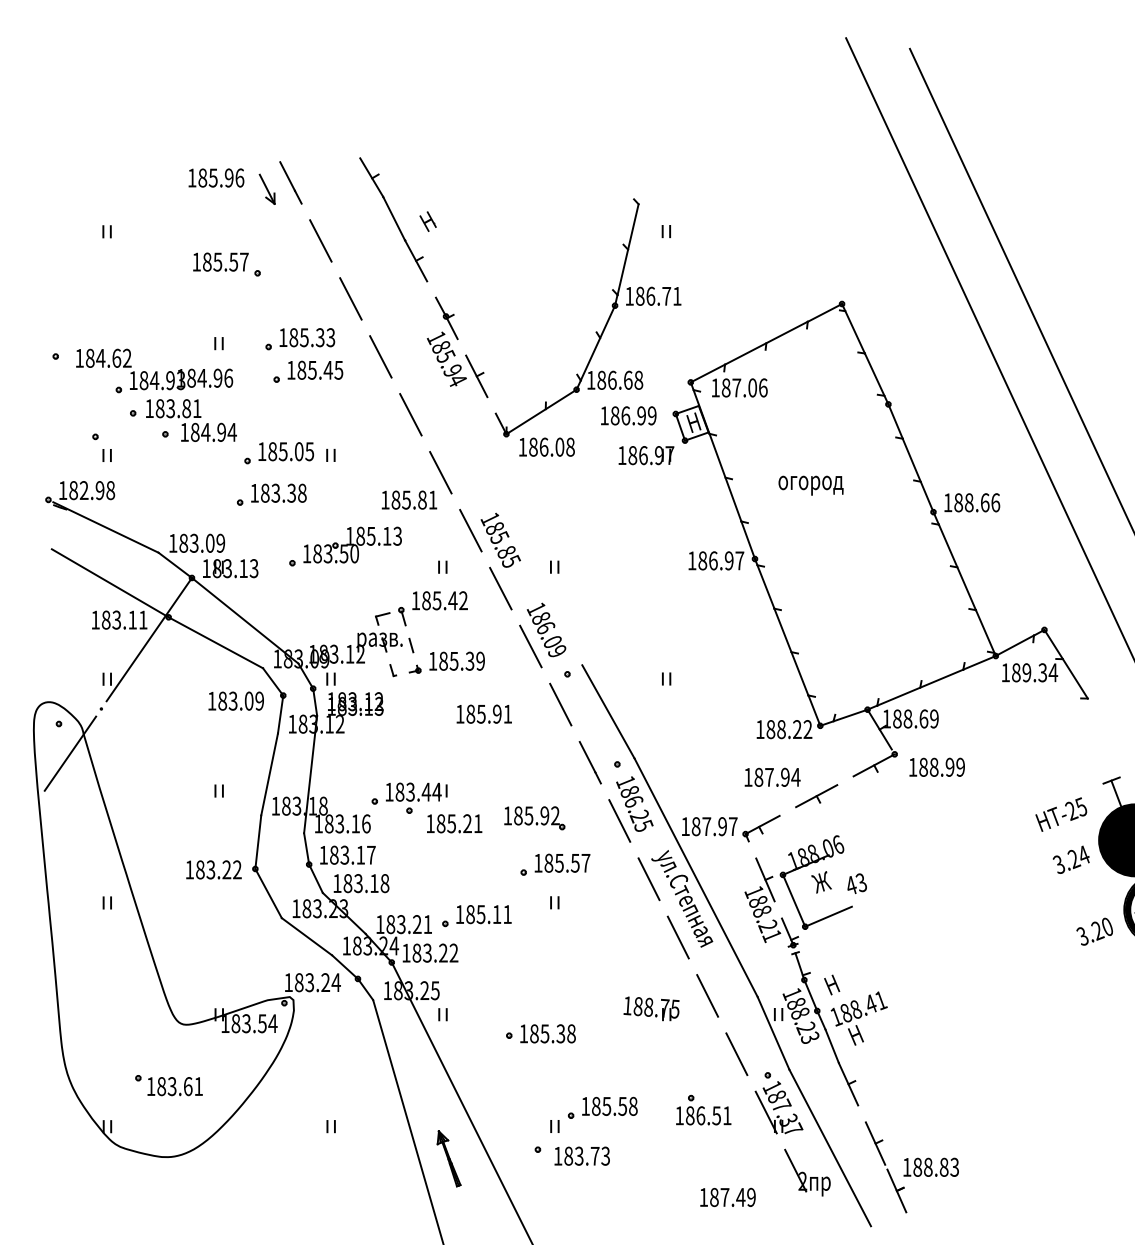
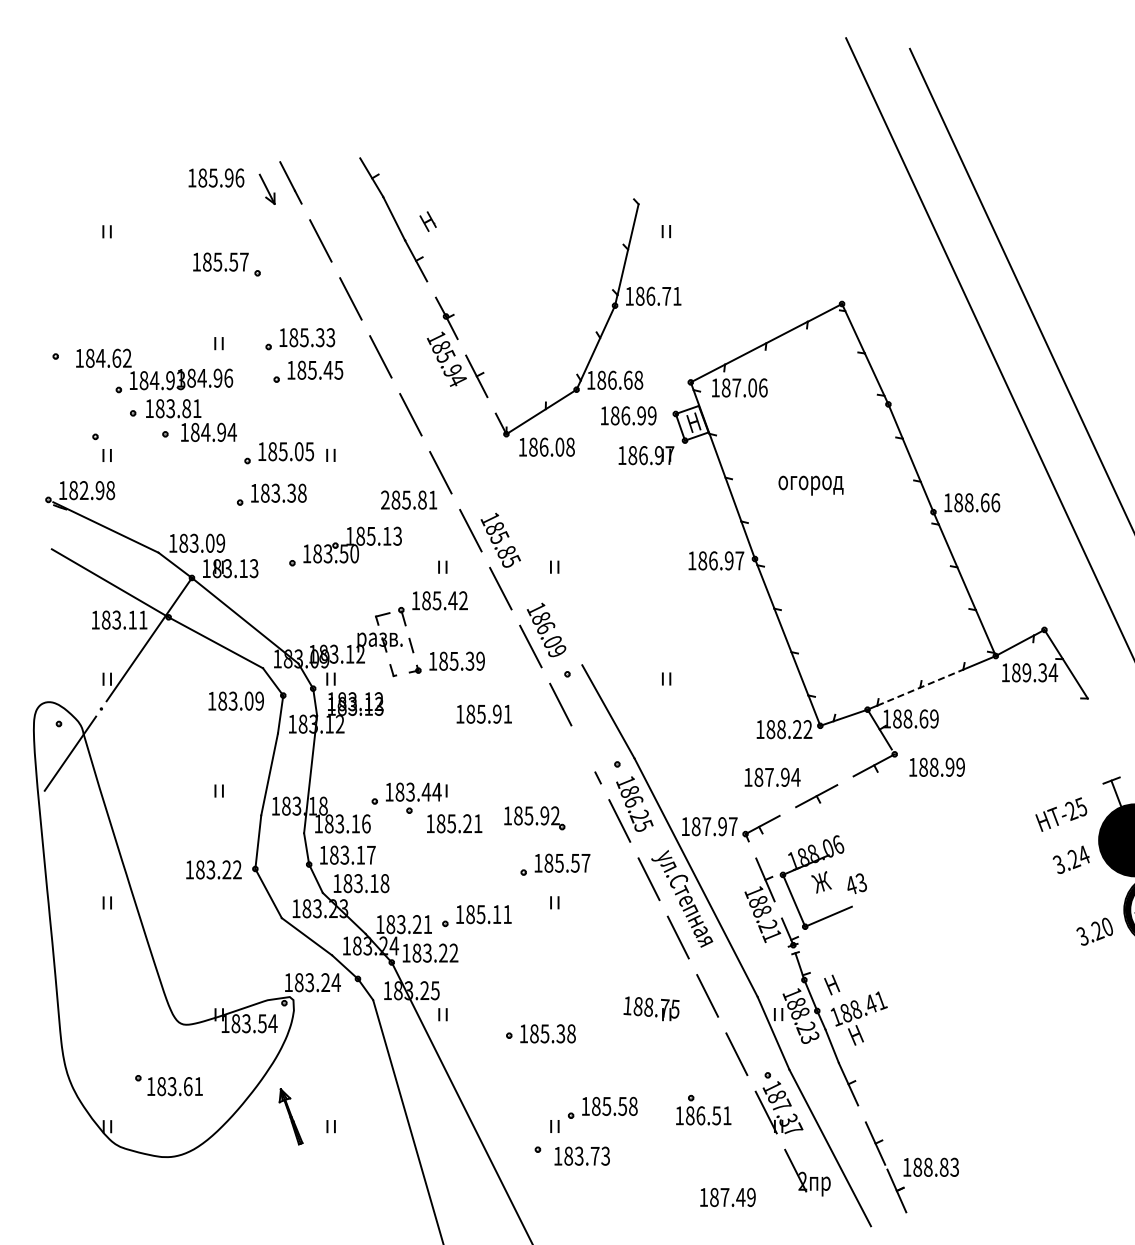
text: 185.81 -> 285.81 (385, 499)
line: solid -> dashed (920, 687)
line: present -> none (587, 756)
part position: (448, 1158) -> (290, 1116) (290, 1116)
